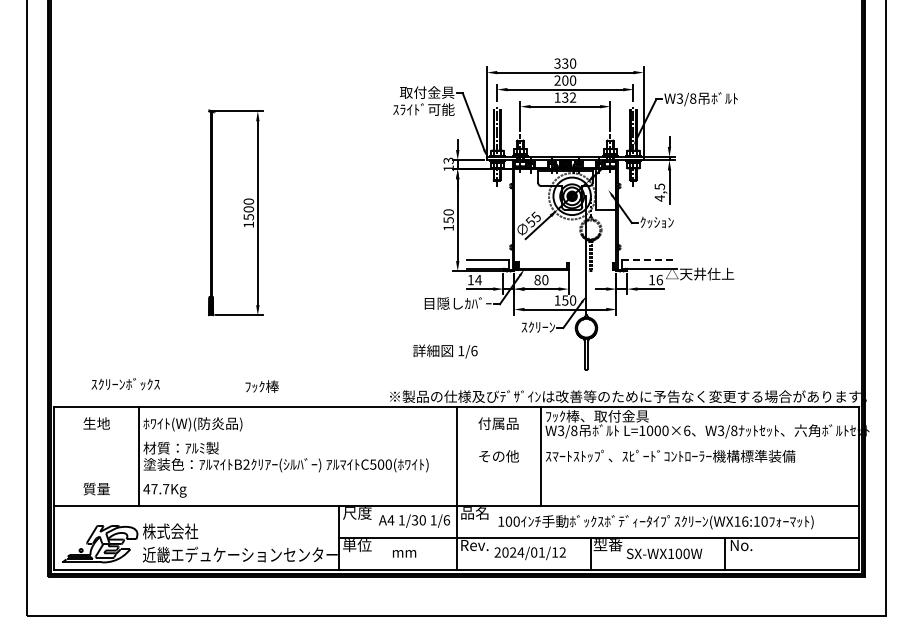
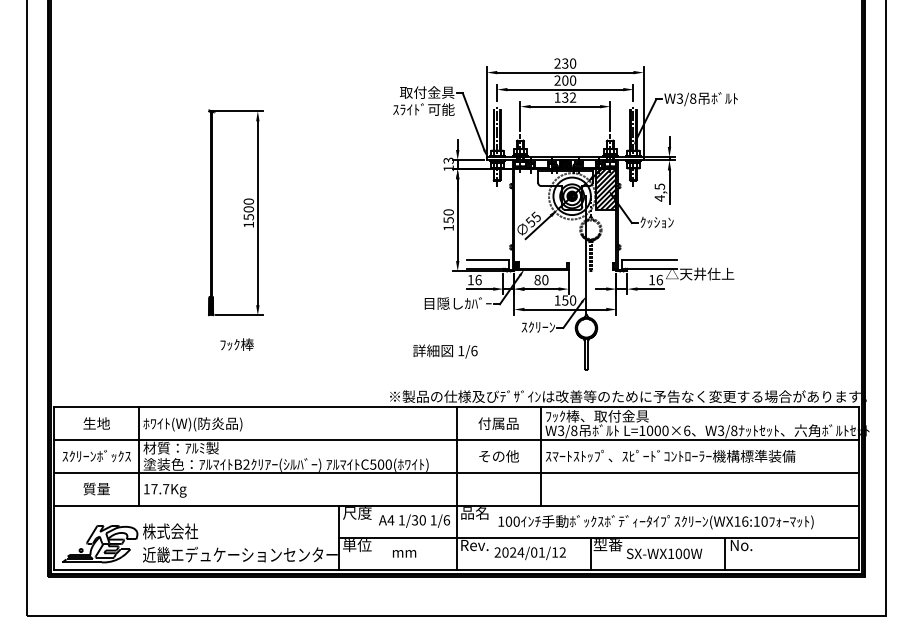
text: 330 -> 230 (557, 63)
hatch: none -> present (606, 189)
line: dashed -> solid (649, 260)
text: 14 -> 16 (478, 279)
text position: (125, 384) -> (96, 456) (96, 456)
text position: (261, 386) -> (236, 344) (236, 344)
line: none -> present (456, 440)
line: none -> present (456, 472)
text: 47.7Kg -> 17.7Kg (146, 489)
